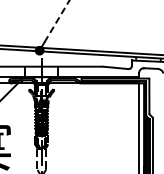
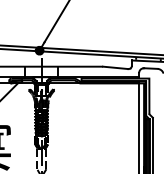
line: dashed -> solid (57, 20)
